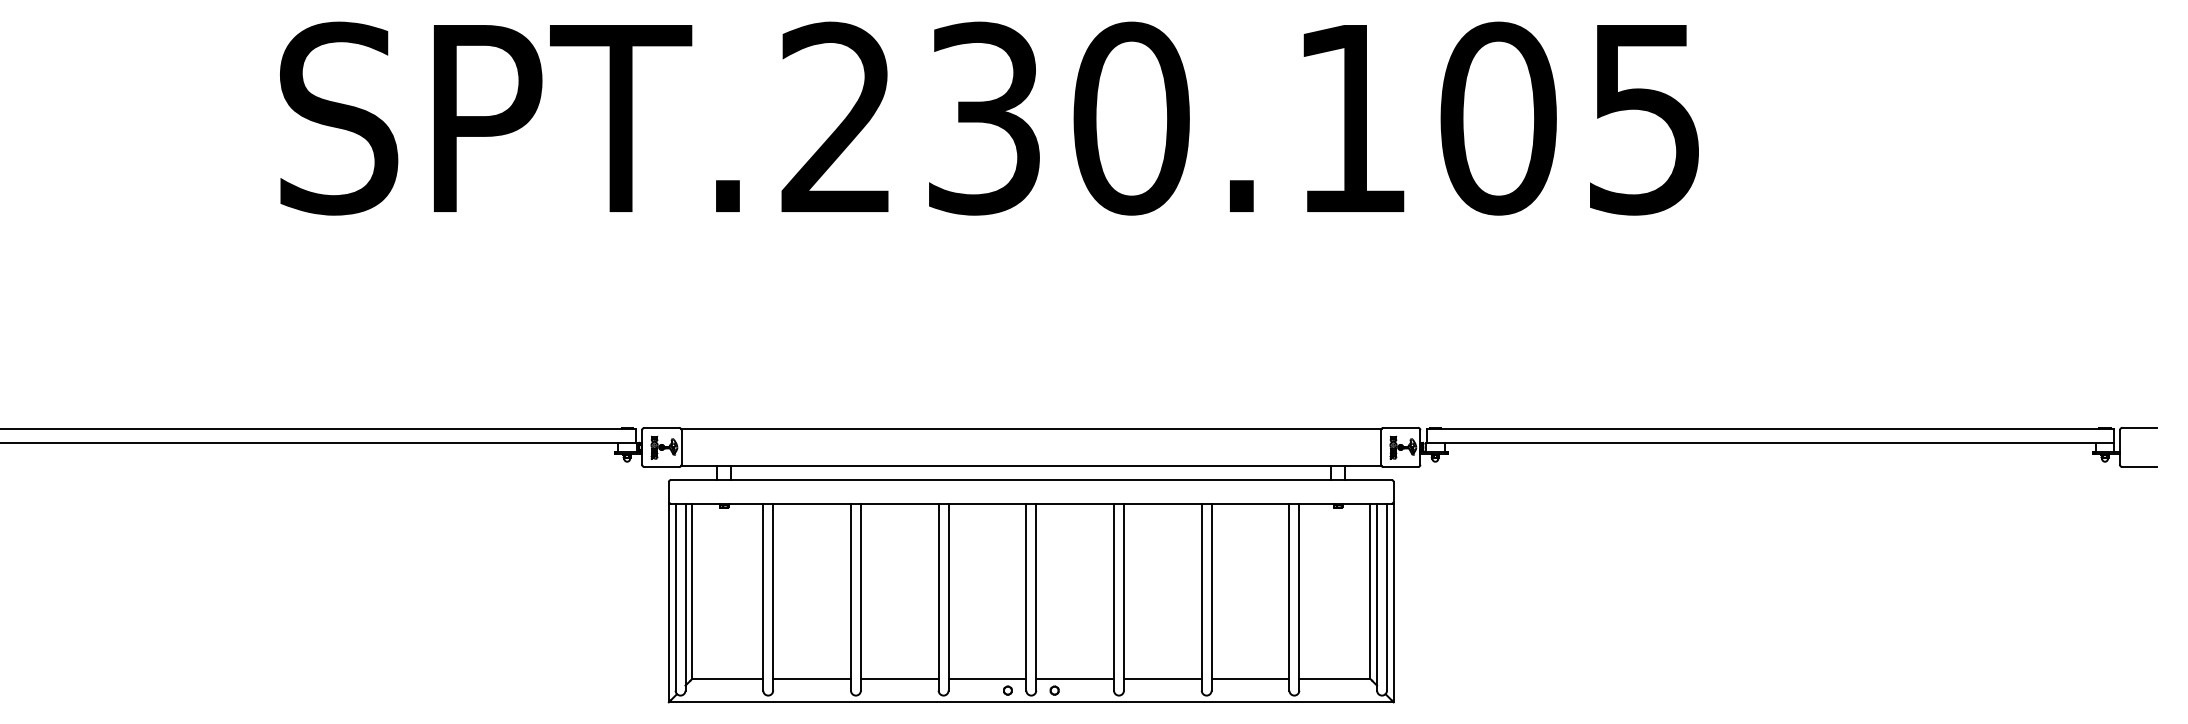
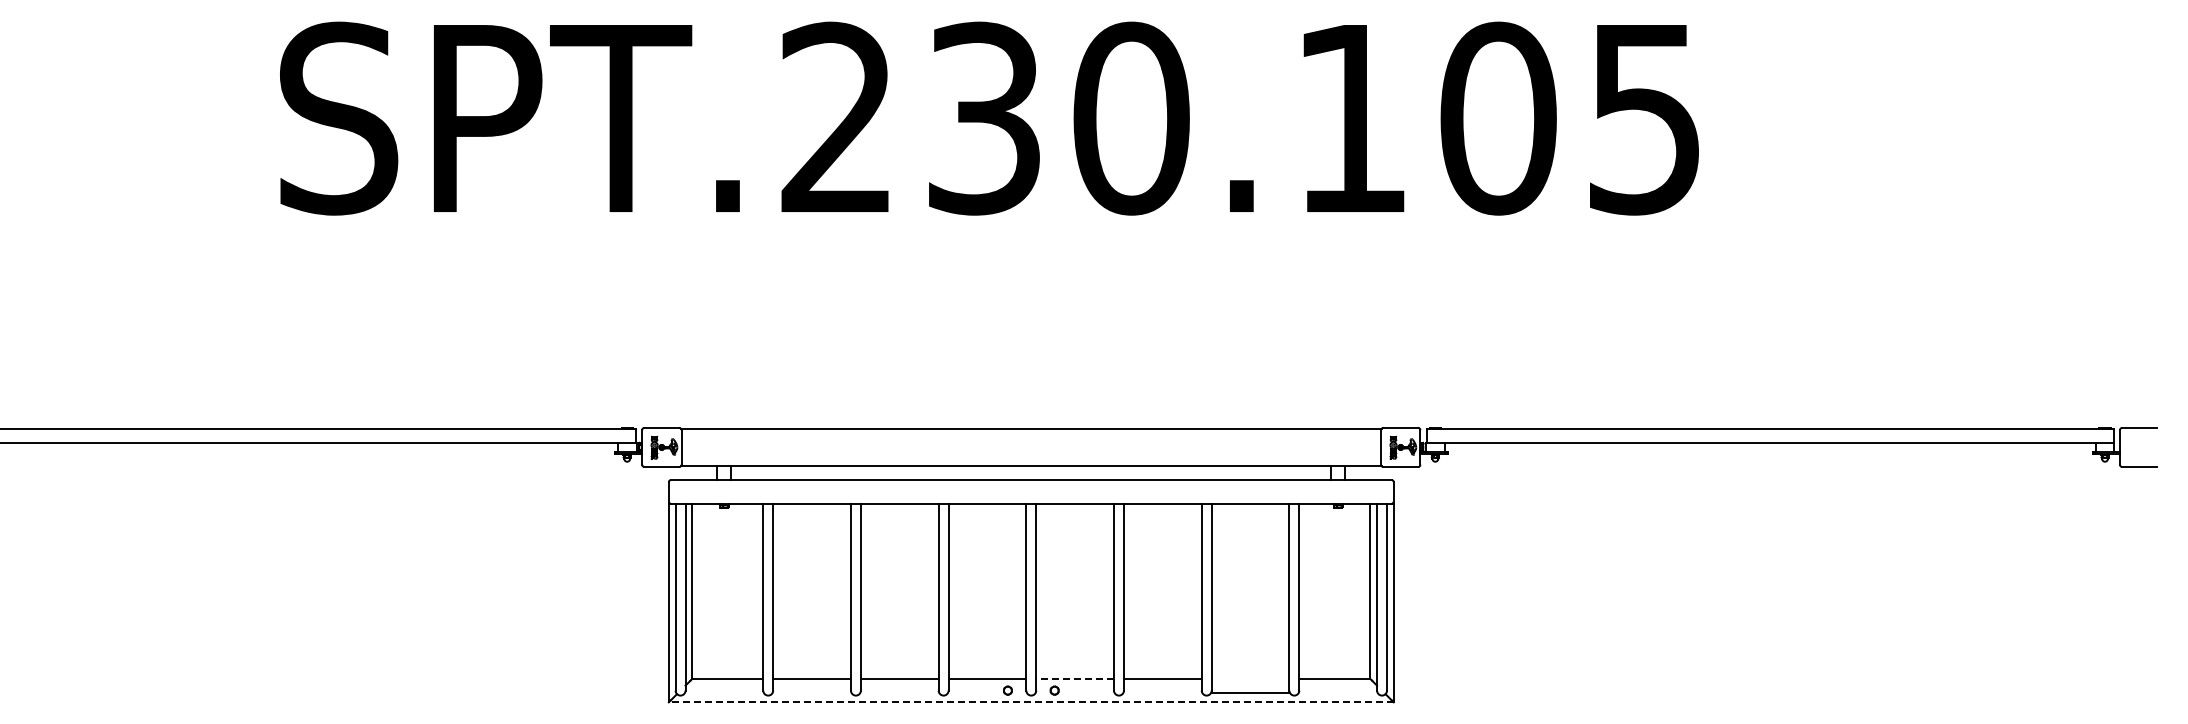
line: solid -> dashed (1075, 678)
line position: (1250, 678) -> (1250, 692) (1250, 692)
line: solid -> dashed (1030, 702)
